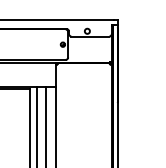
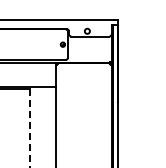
line: present -> none (36, 125)
line: present -> none (46, 125)
line: solid -> dashed (30, 128)
